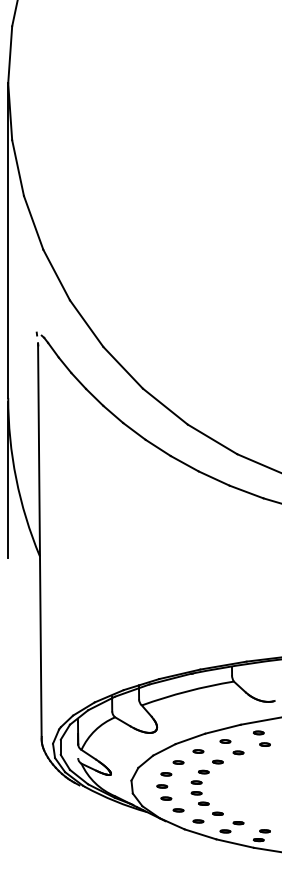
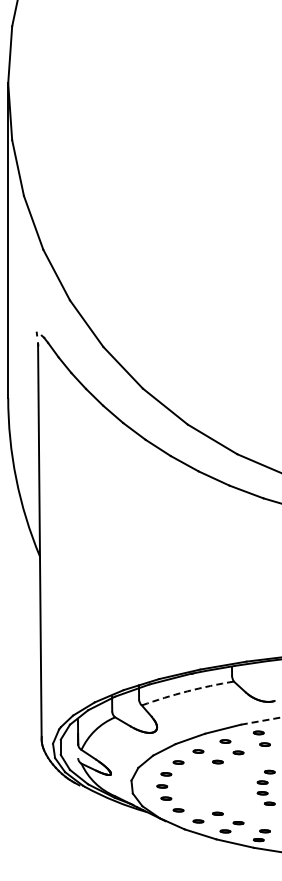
line: present -> none (8, 479)
arc: solid -> dashed (187, 691)
line: solid -> dashed (261, 721)
part position: (199, 787) -> (265, 787) (265, 787)
